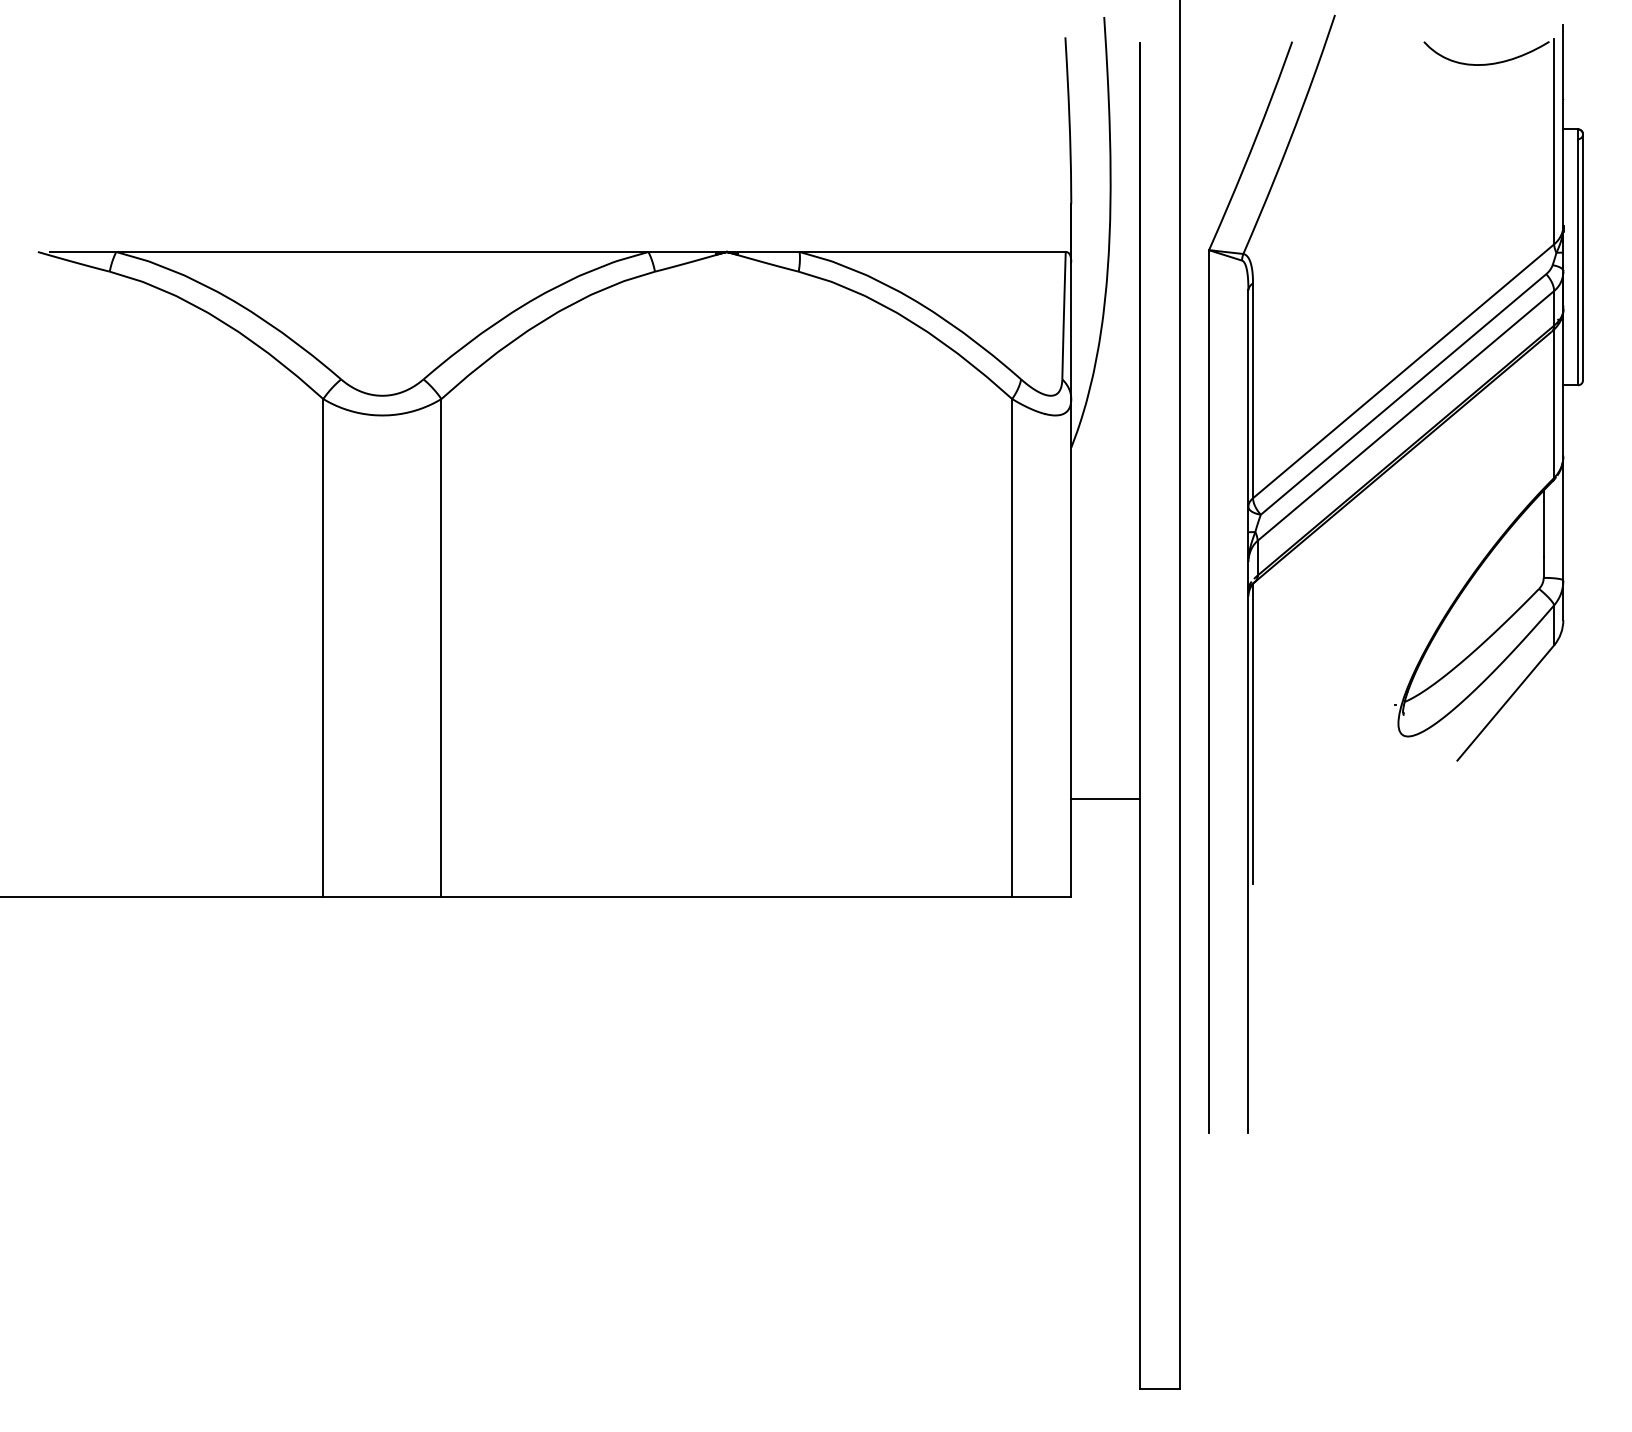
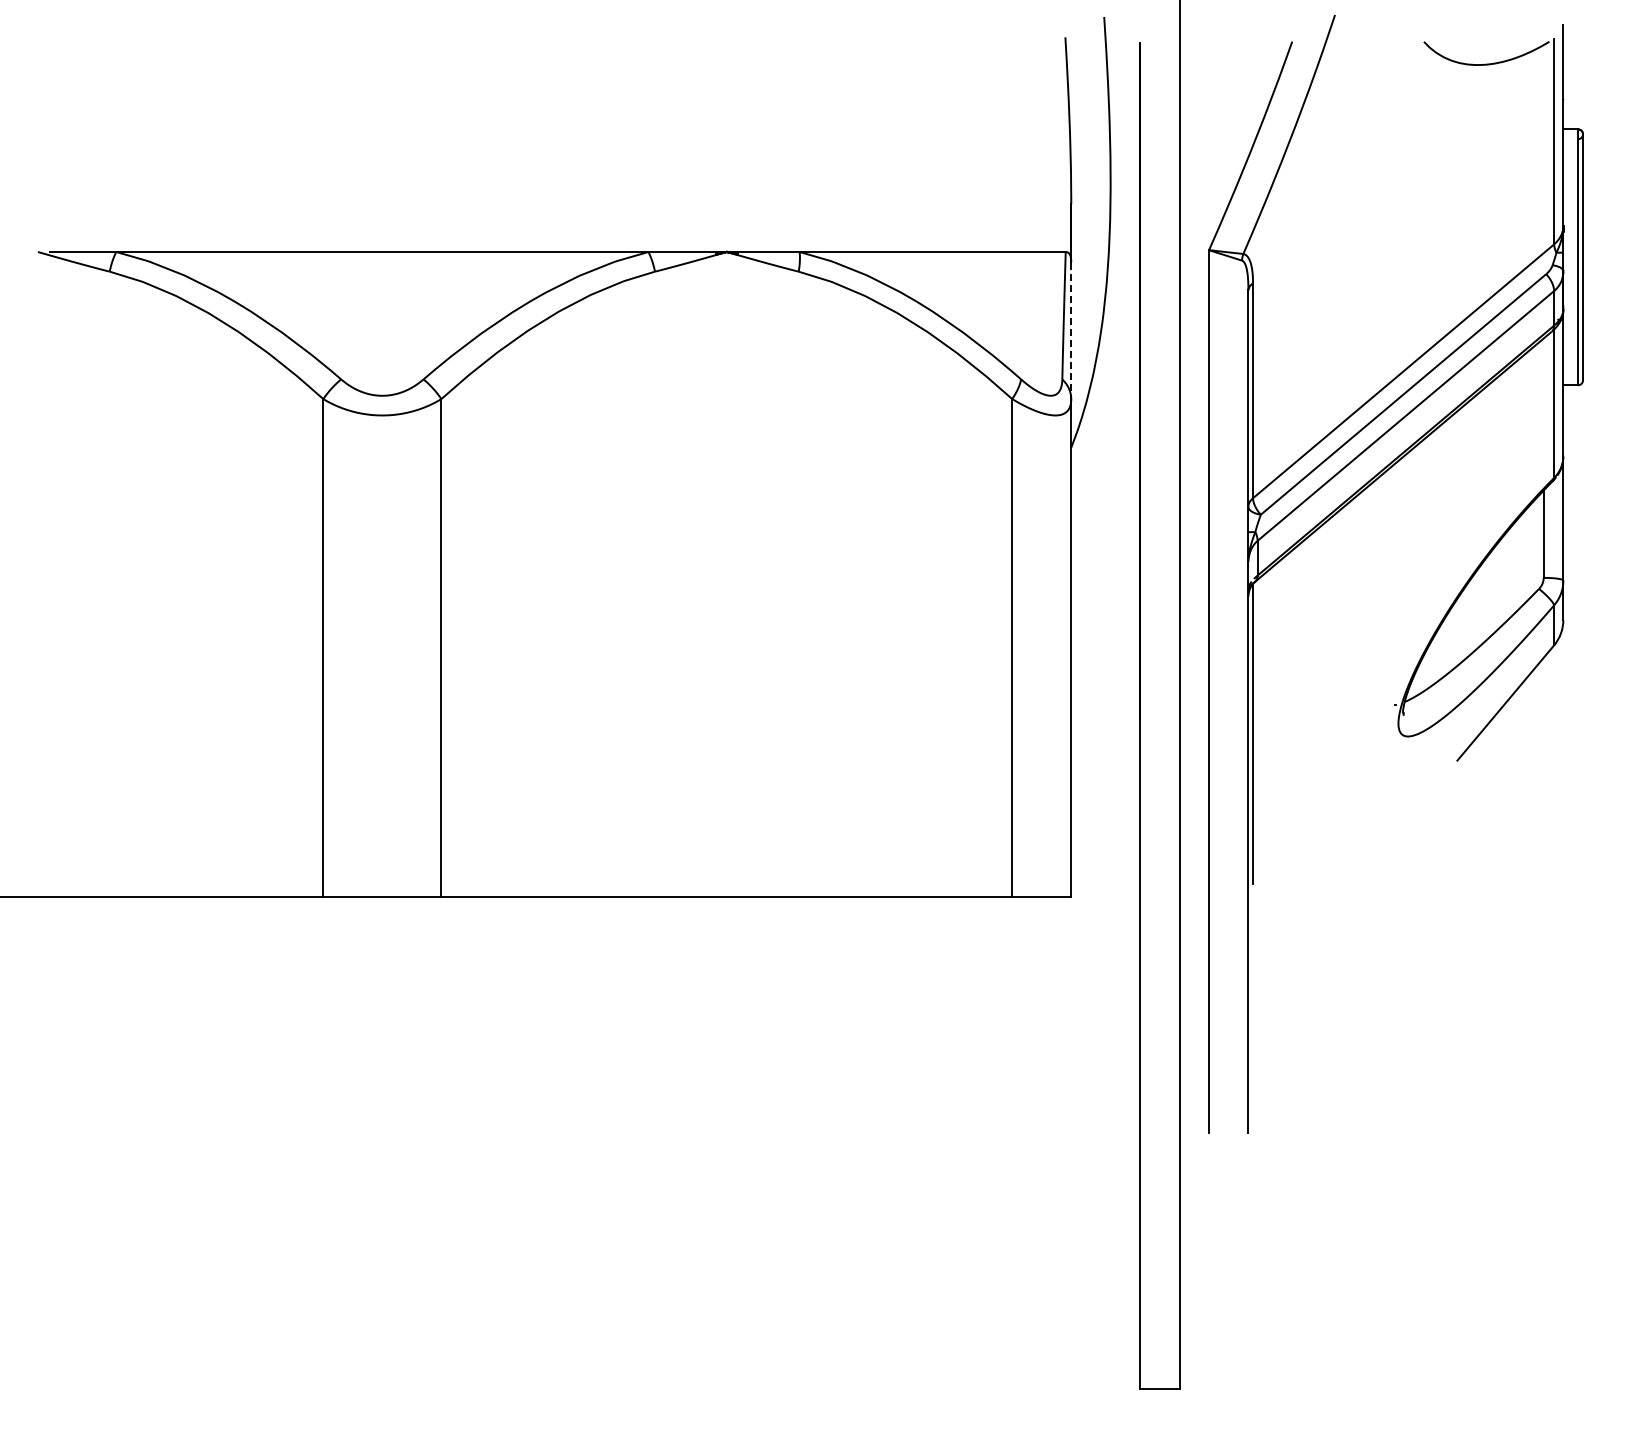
line: solid -> dashed (1071, 331)
line: present -> none (1105, 798)
